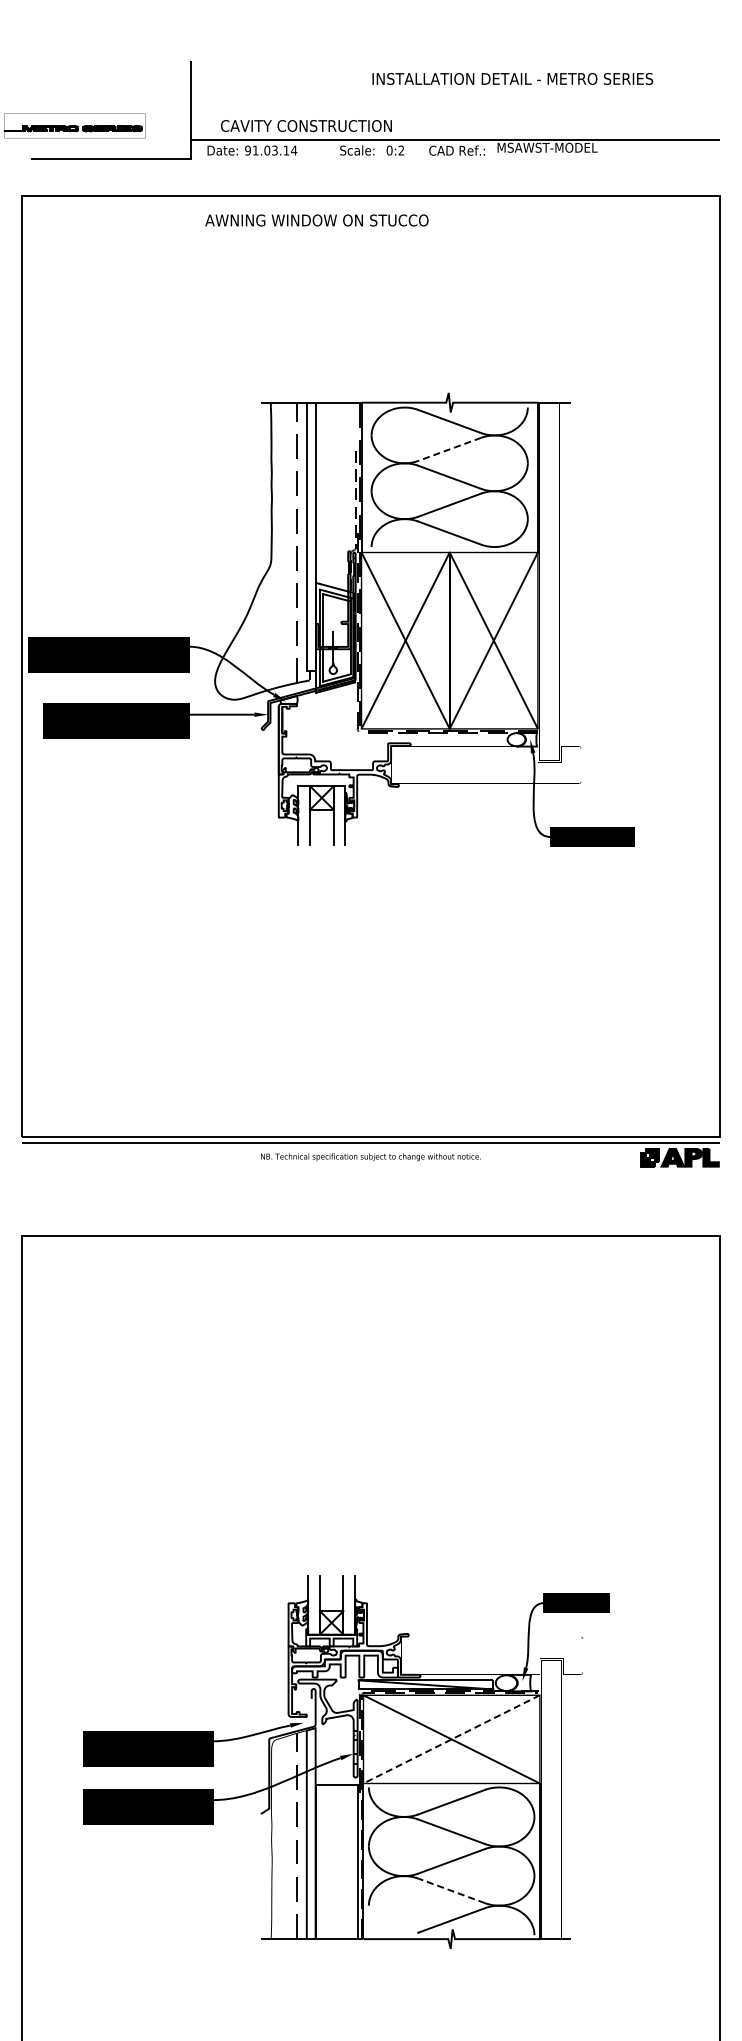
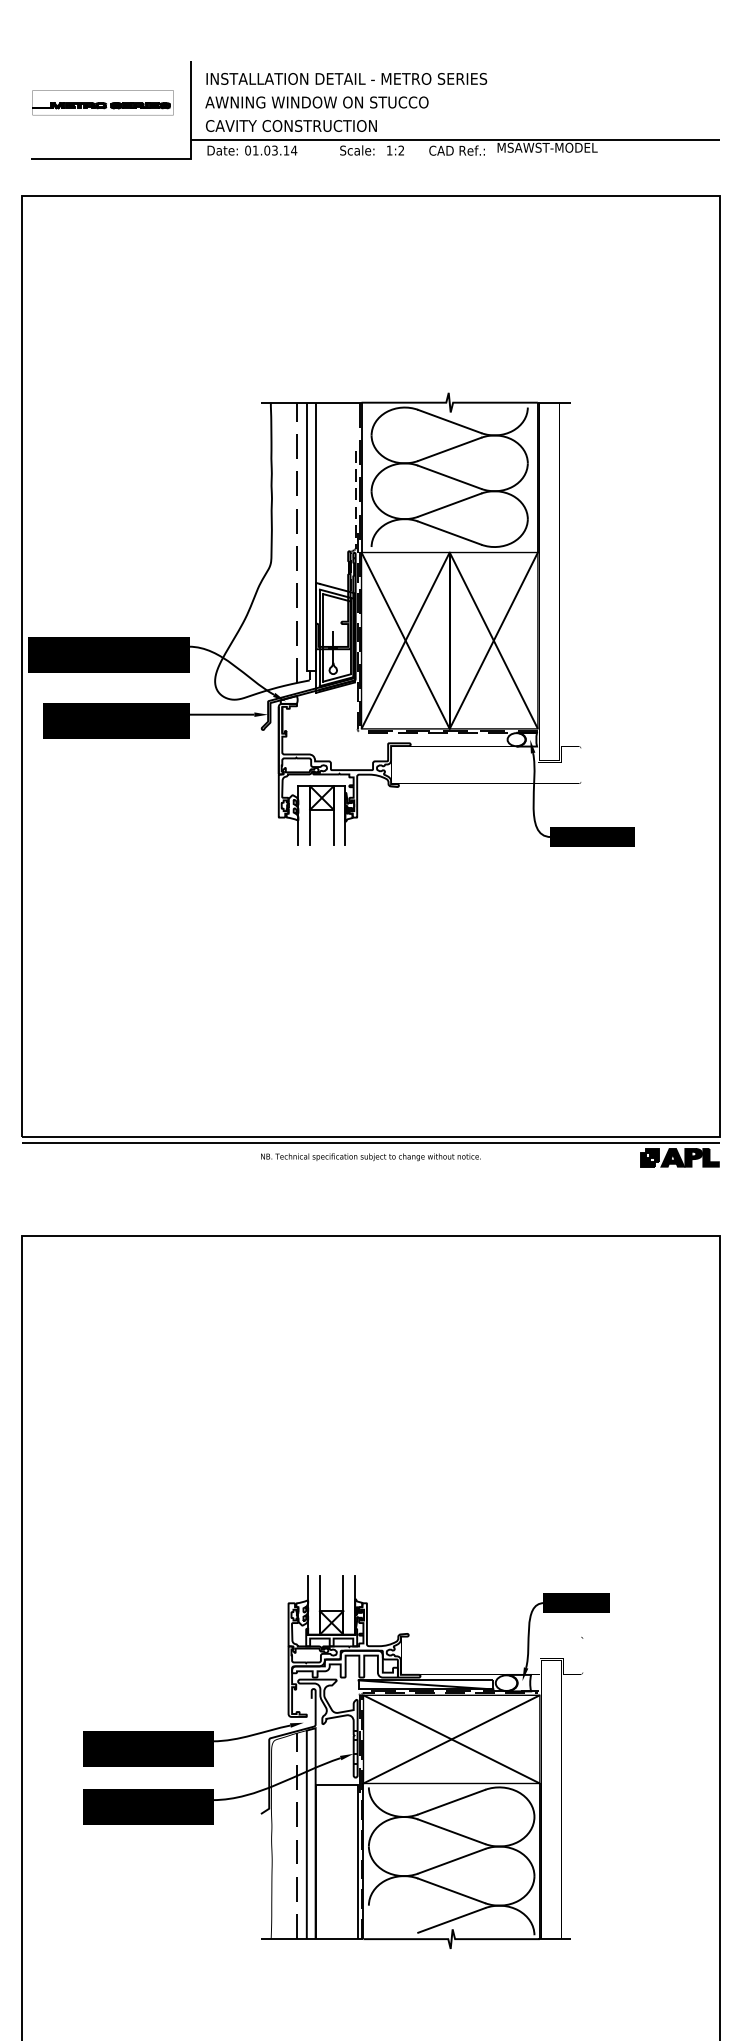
text position: (512, 78) -> (346, 78) (346, 78)
part position: (74, 125) -> (102, 102) (102, 102)
text position: (306, 125) -> (291, 125) (291, 125)
text: 91.03.14 -> 01.03.14 (247, 150)
text: 0:2 -> 1:2 (389, 150)
text position: (316, 220) -> (316, 102) (316, 102)
line: dashed -> solid (449, 449)
line: dashed -> solid (451, 1739)
line: dashed -> solid (451, 1890)
